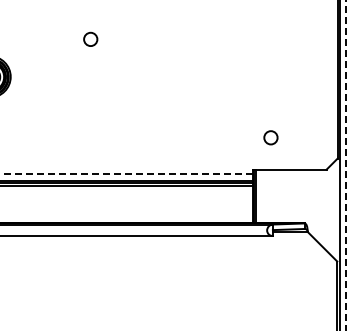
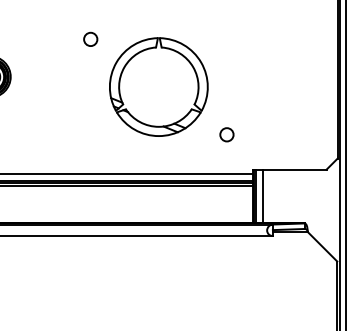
part: none -> present (158, 86)
circle position: (270, 137) -> (226, 134) (226, 134)
line: dashed -> solid (346, 165)
line: dashed -> solid (126, 174)
line: none -> present (262, 196)
